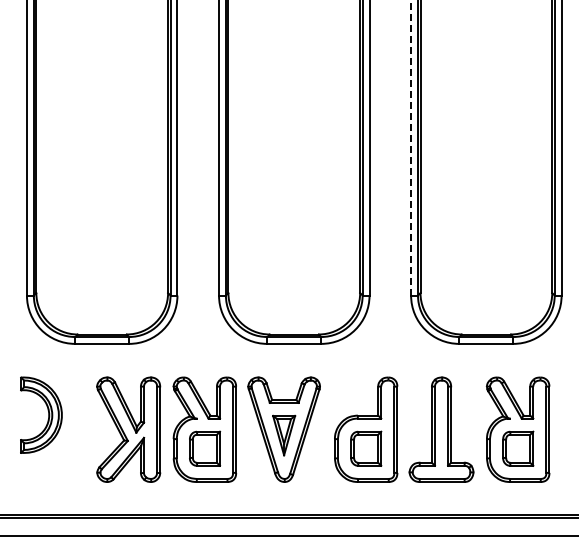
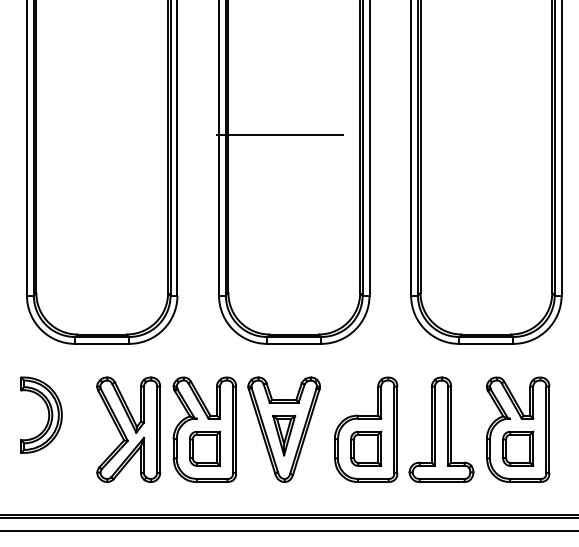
line: none -> present (279, 134)
line: dashed -> solid (411, 147)
line position: (288, 535) -> (288, 530) (288, 530)
